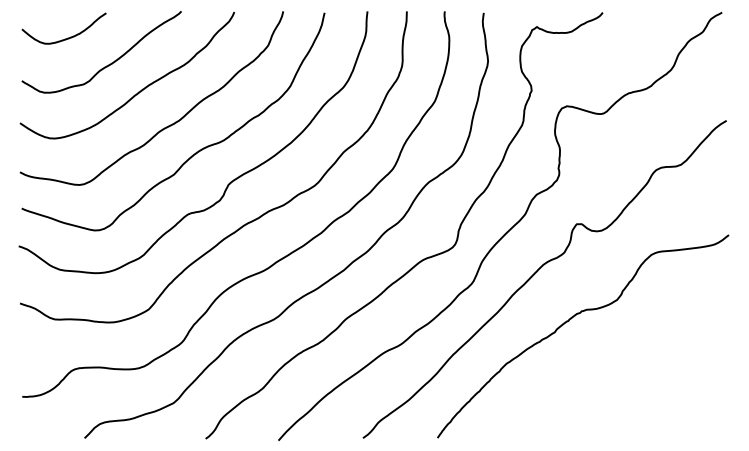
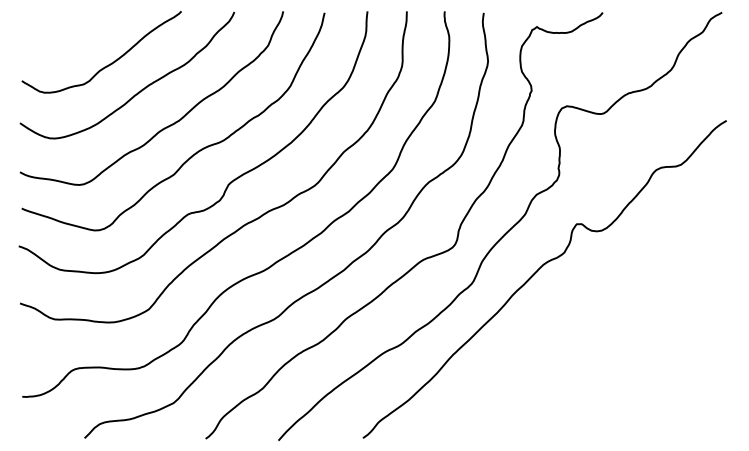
curve: present -> none (67, 37)
curve: present -> none (569, 321)
